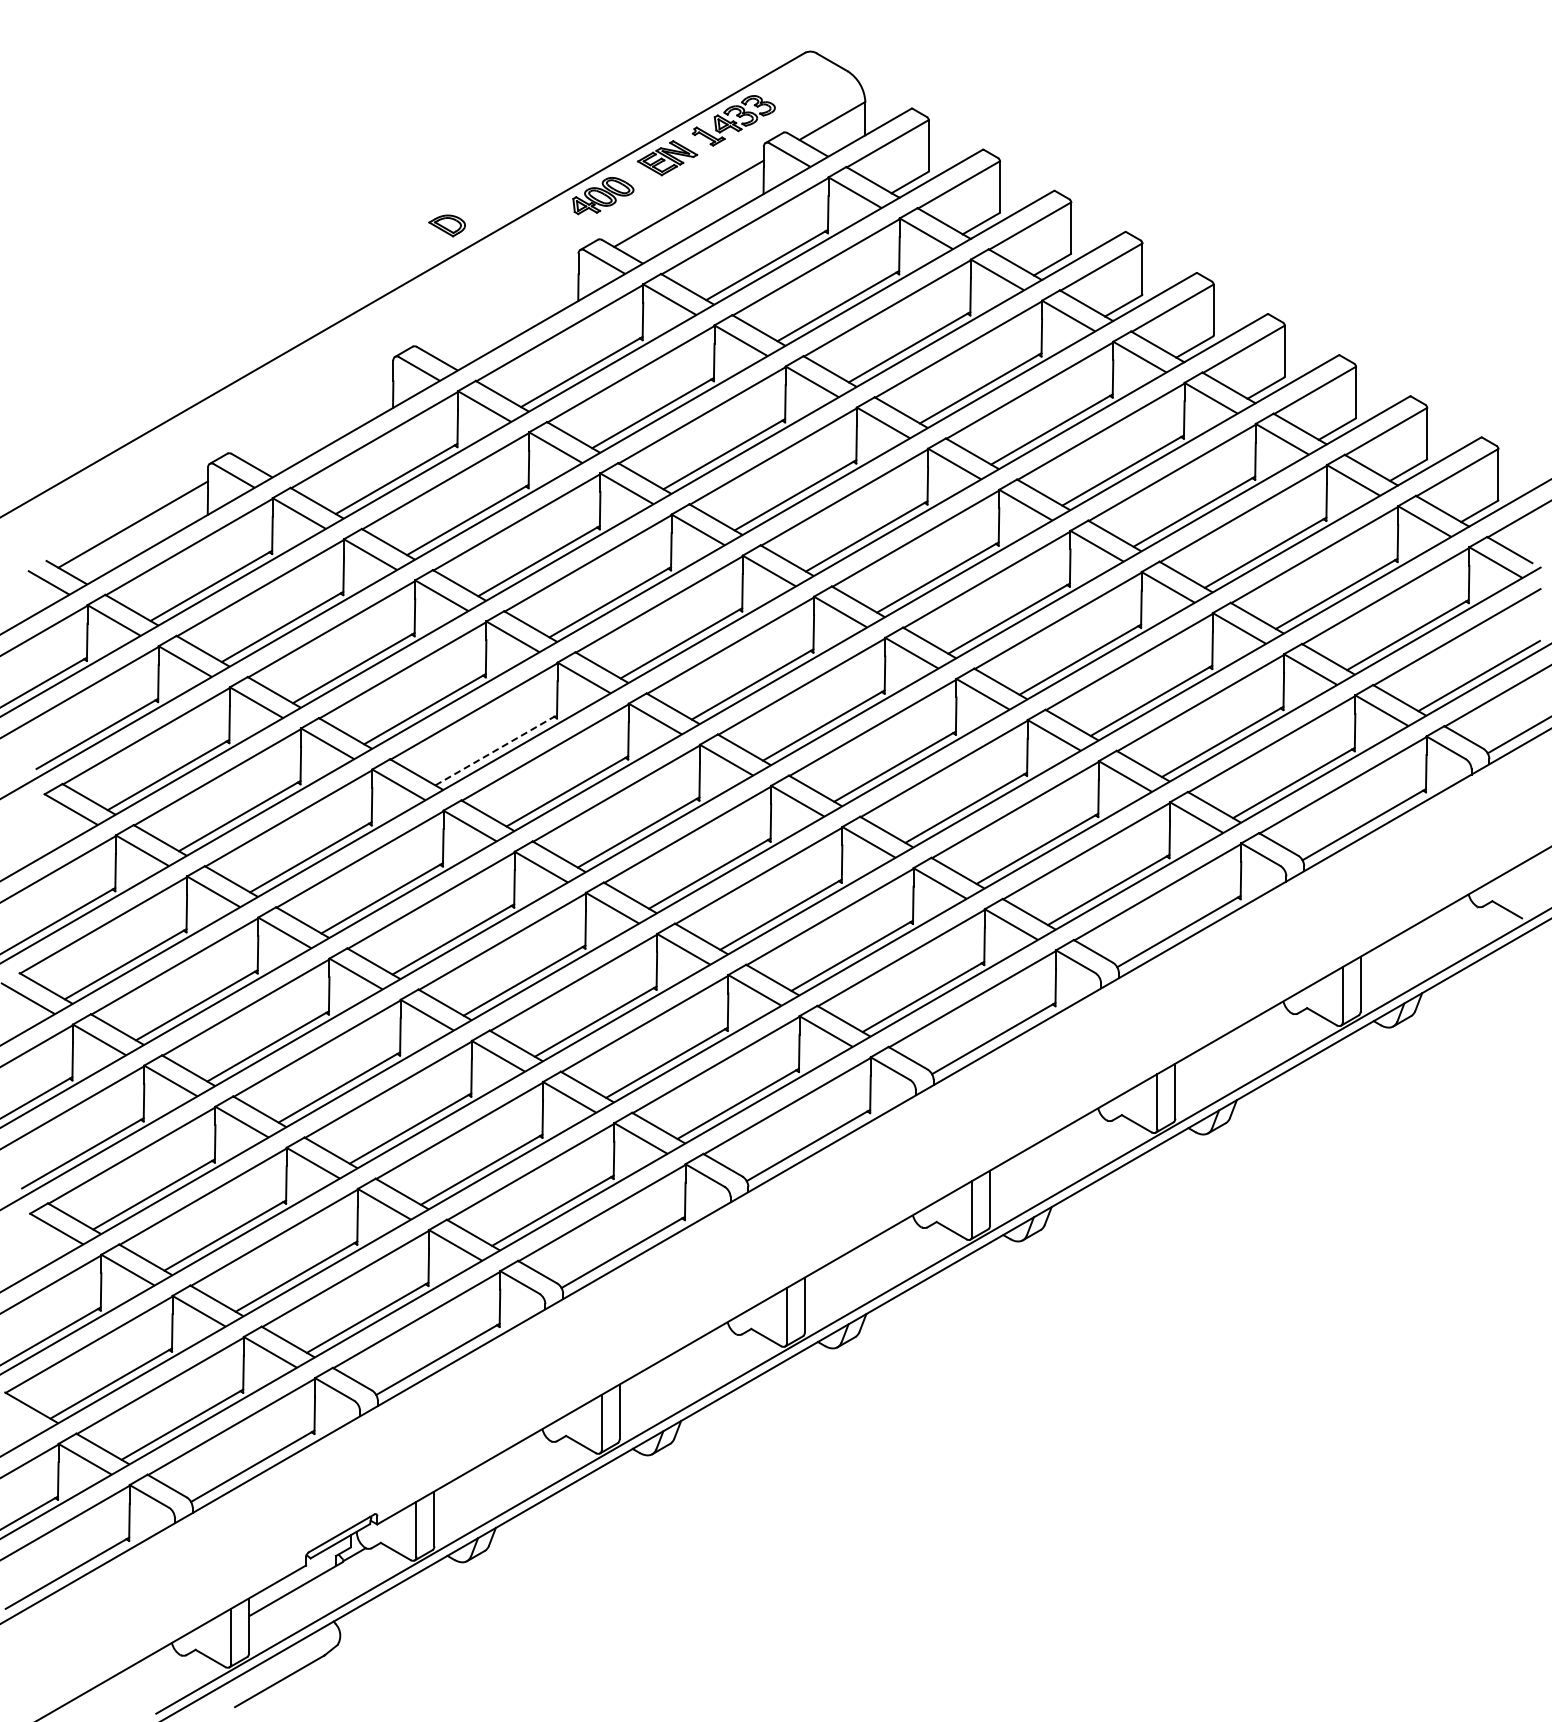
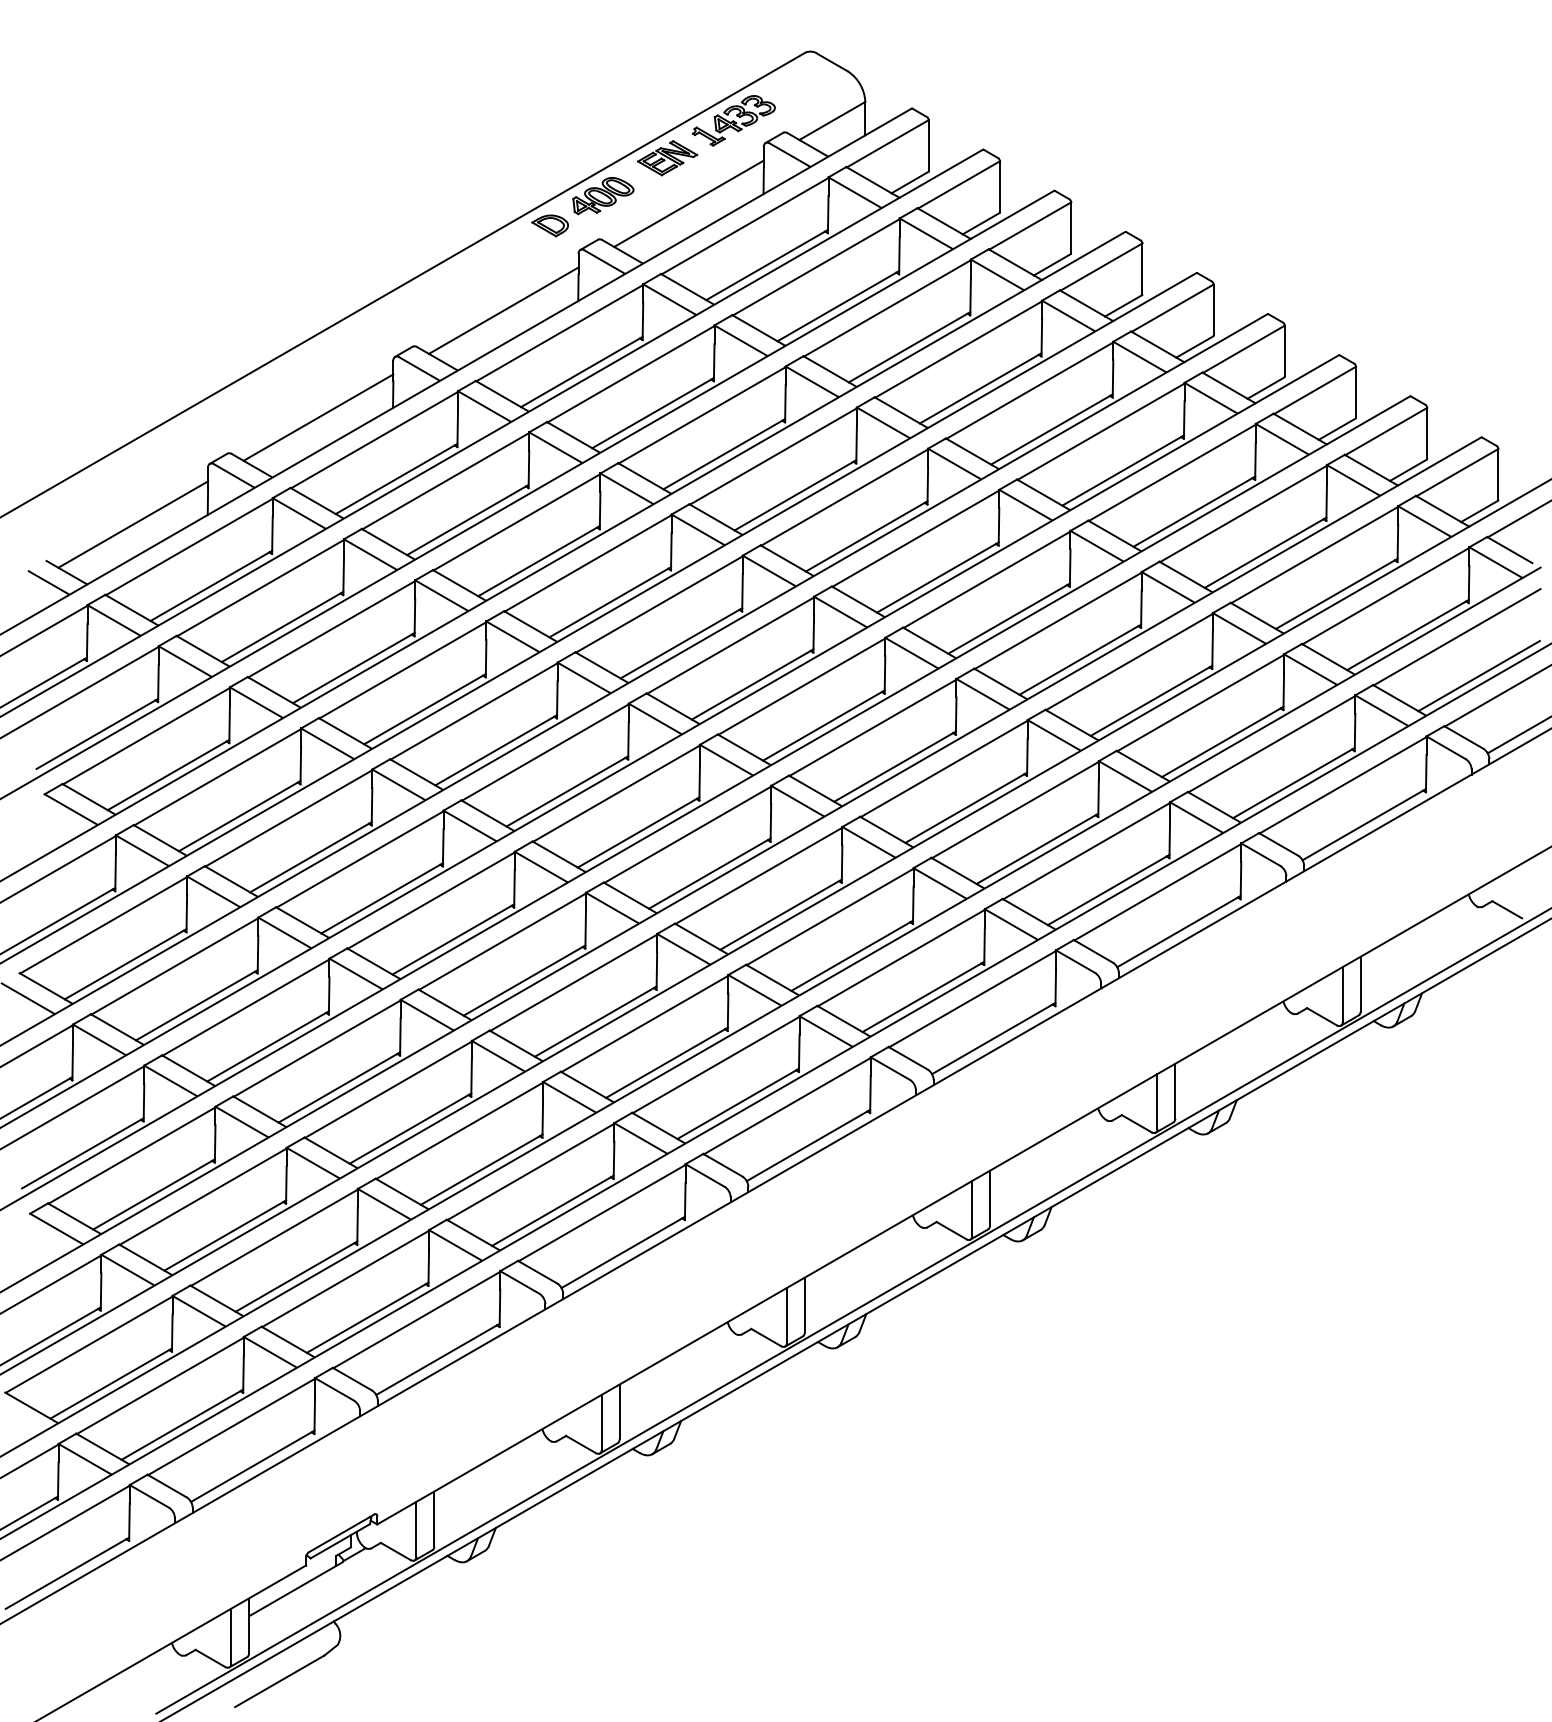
part position: (446, 225) -> (549, 225) (549, 225)
line: none -> present (503, 310)
line: none -> present (318, 417)
line: dashed -> solid (496, 750)
